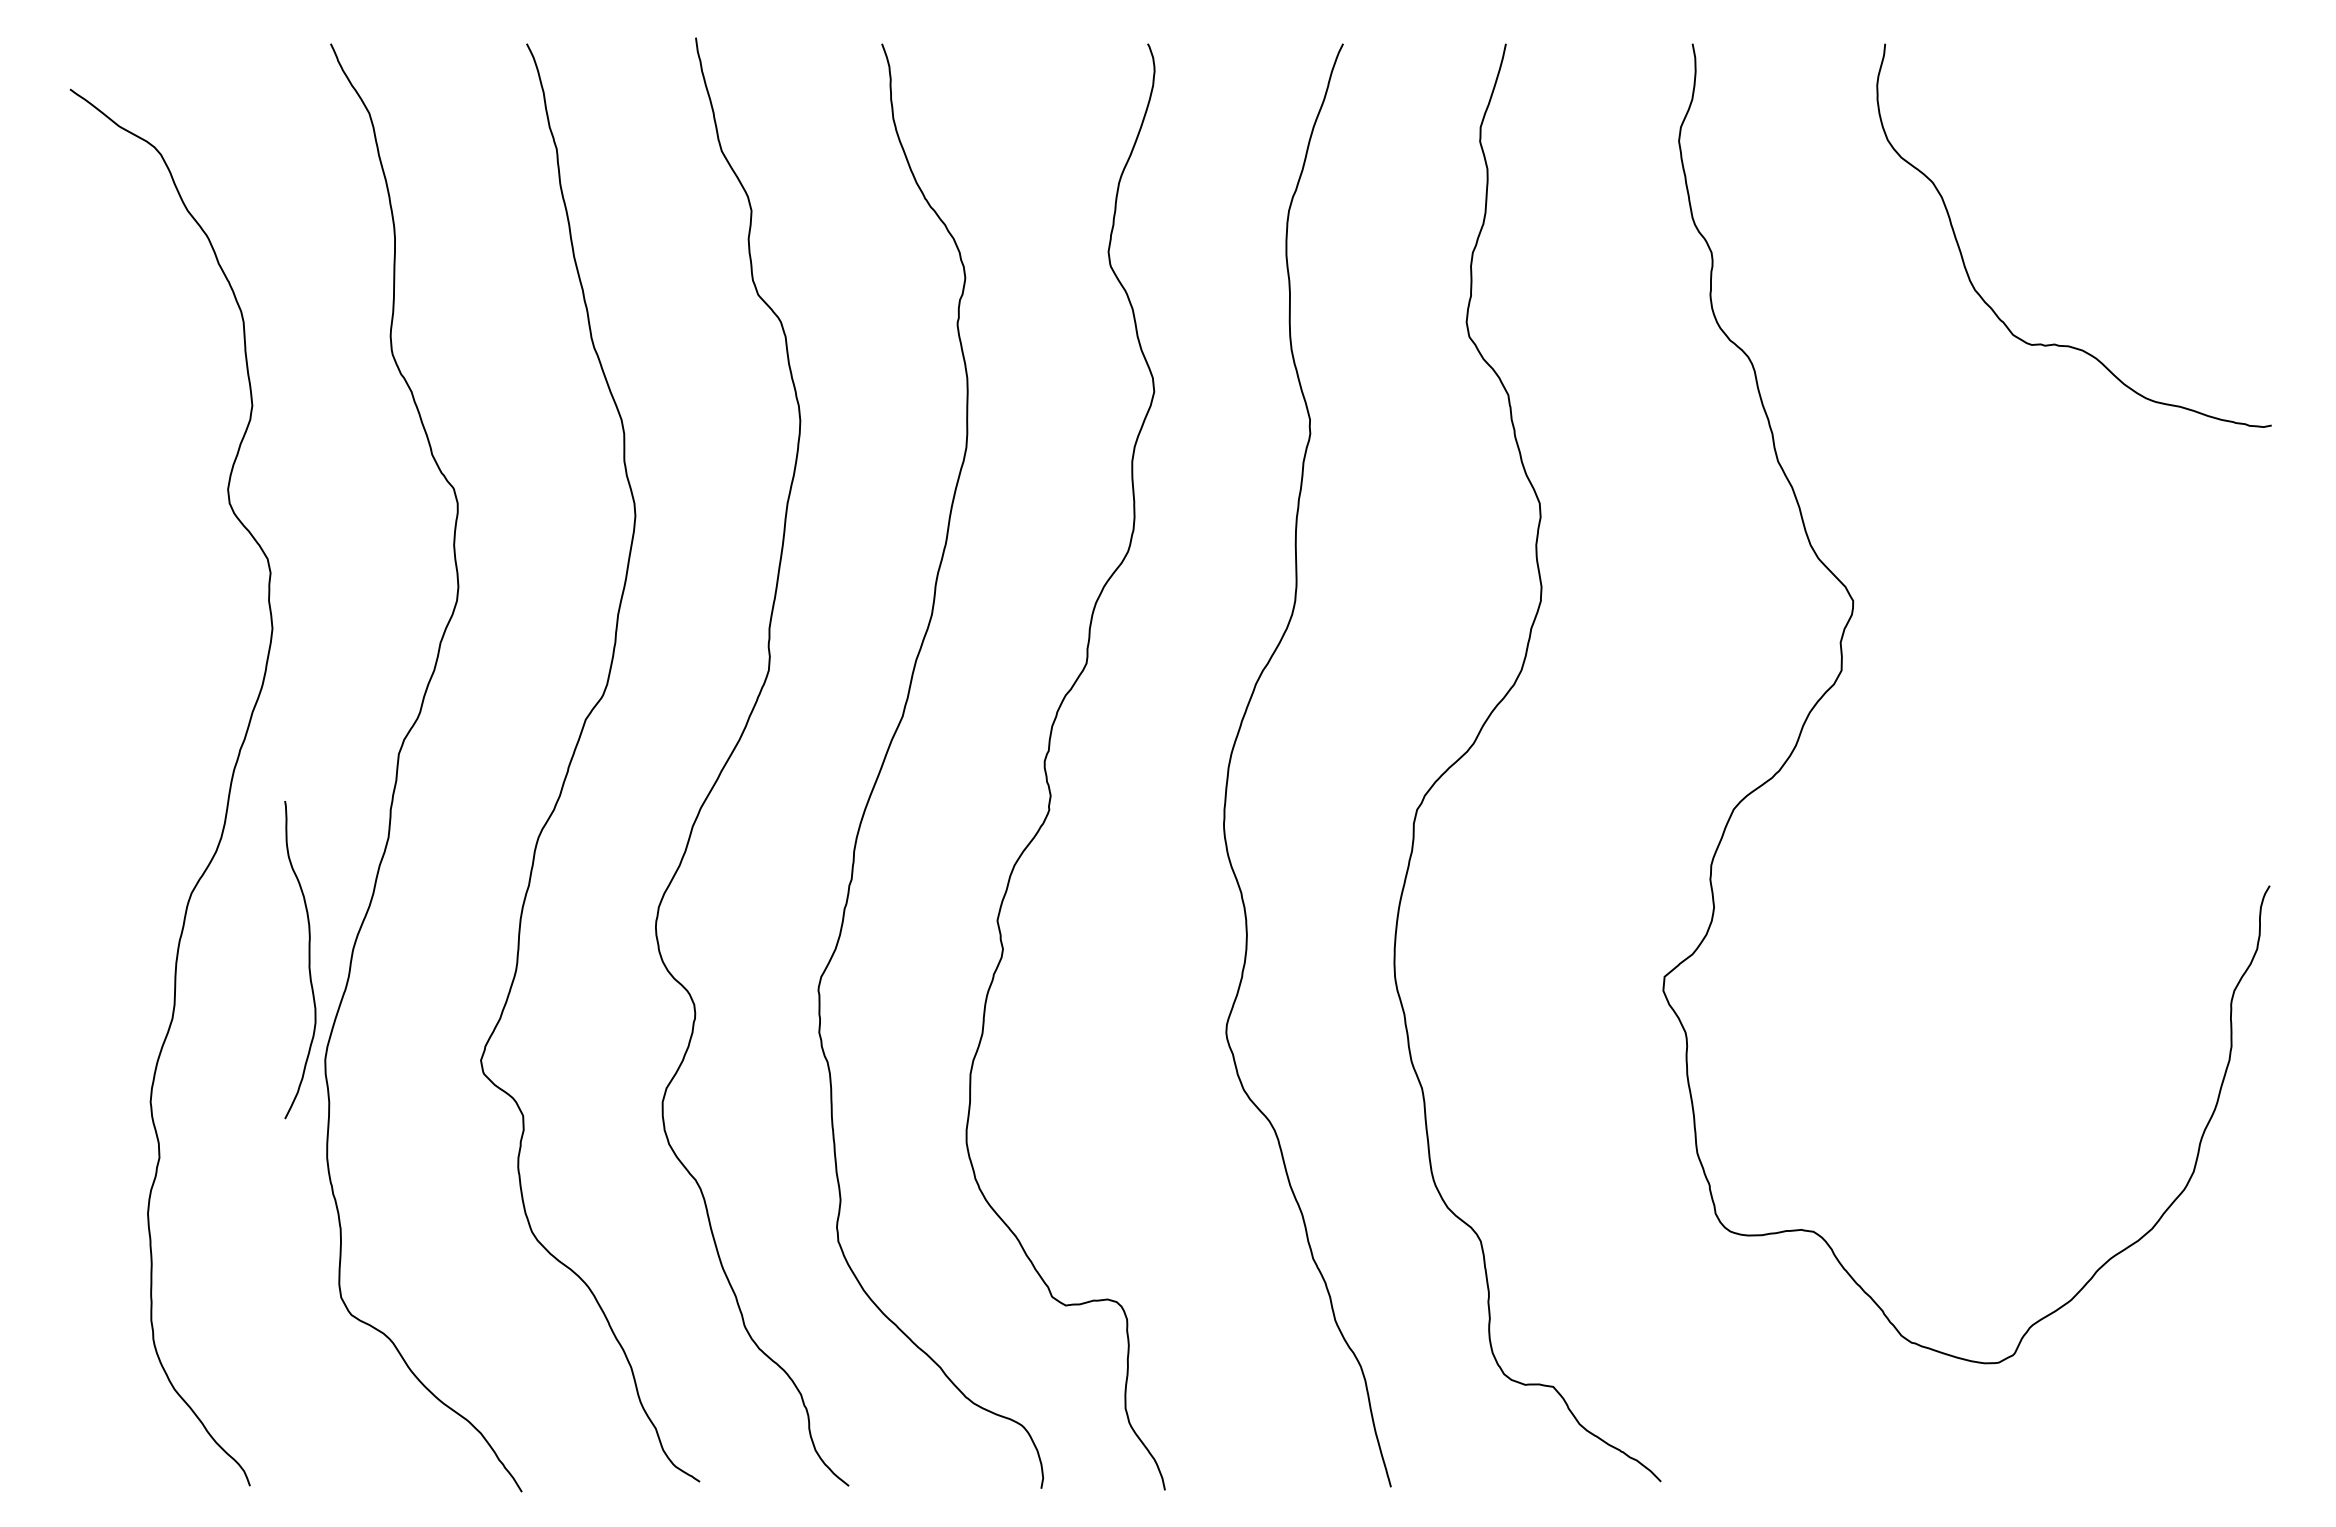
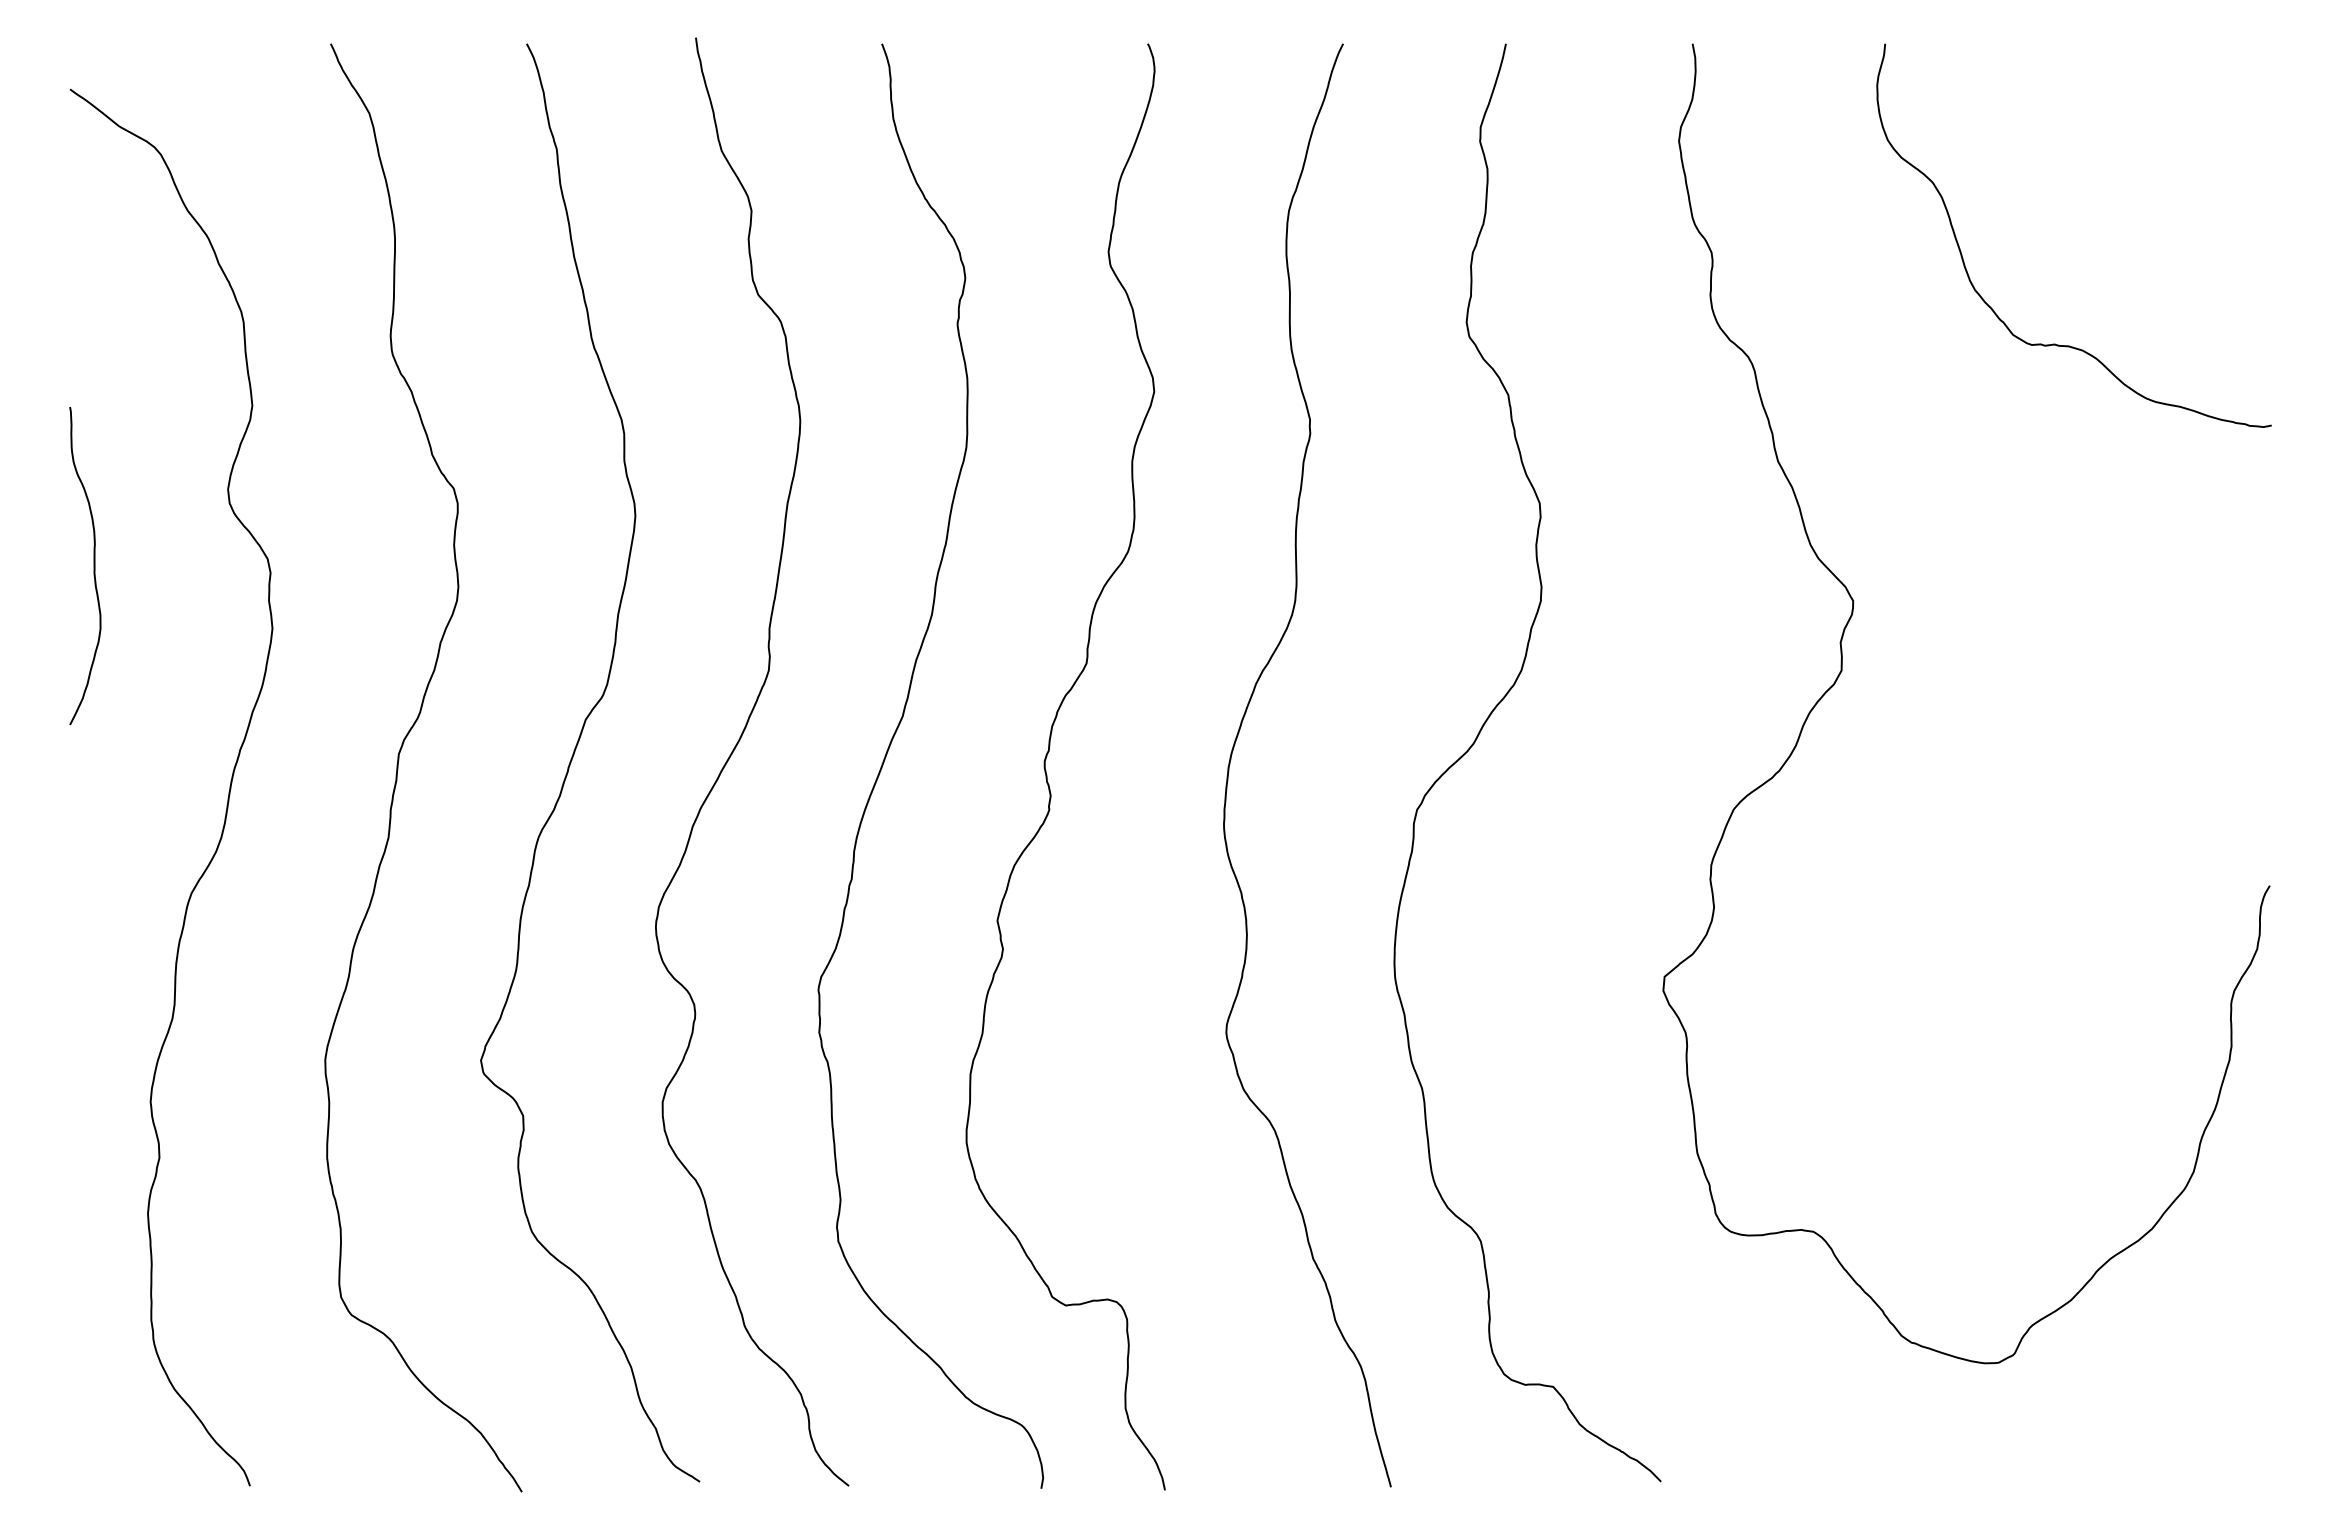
curve position: (308, 960) -> (93, 566) (93, 566)
